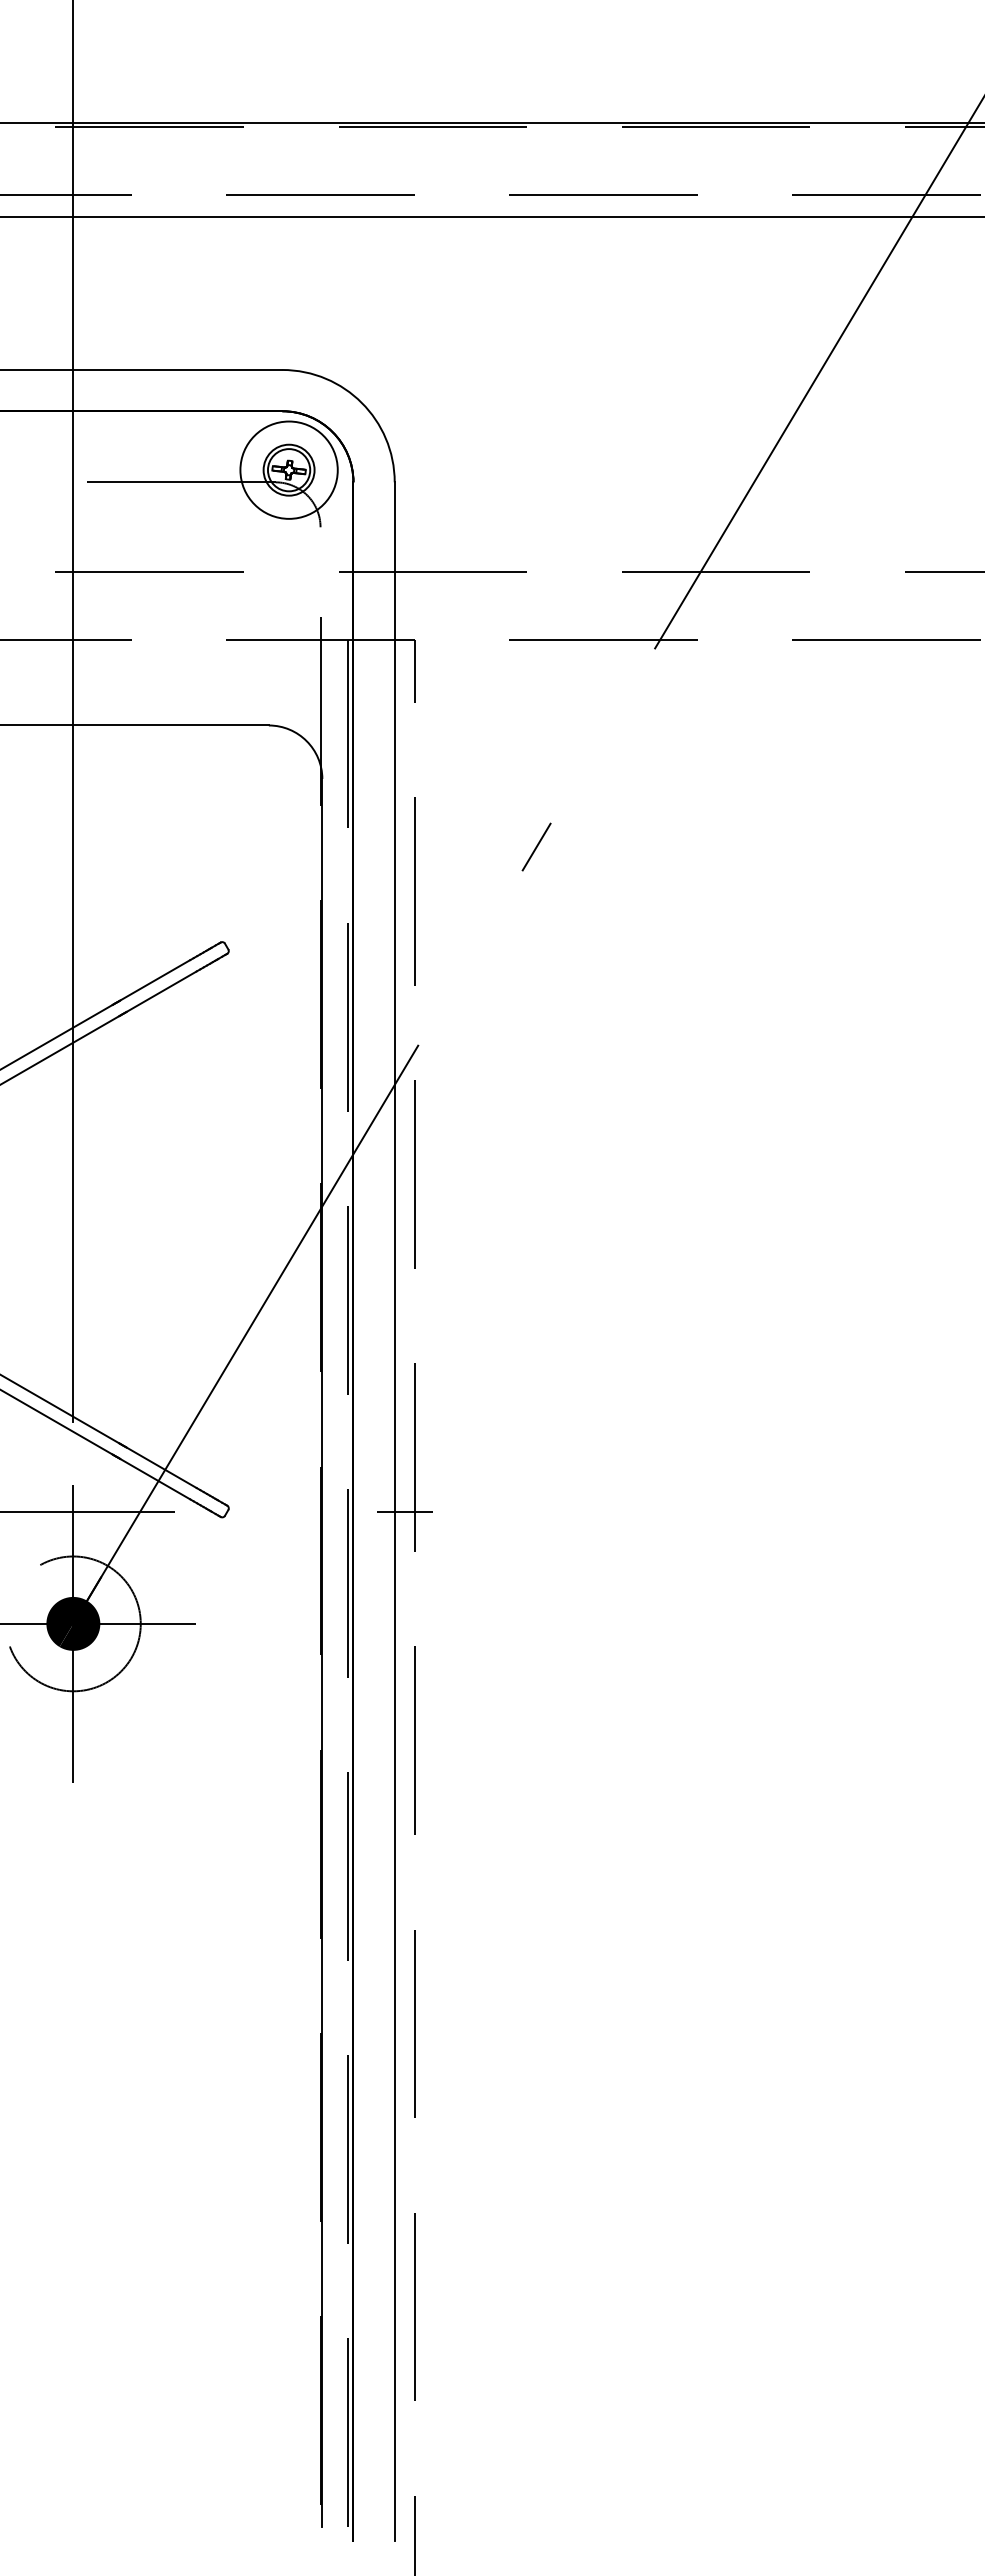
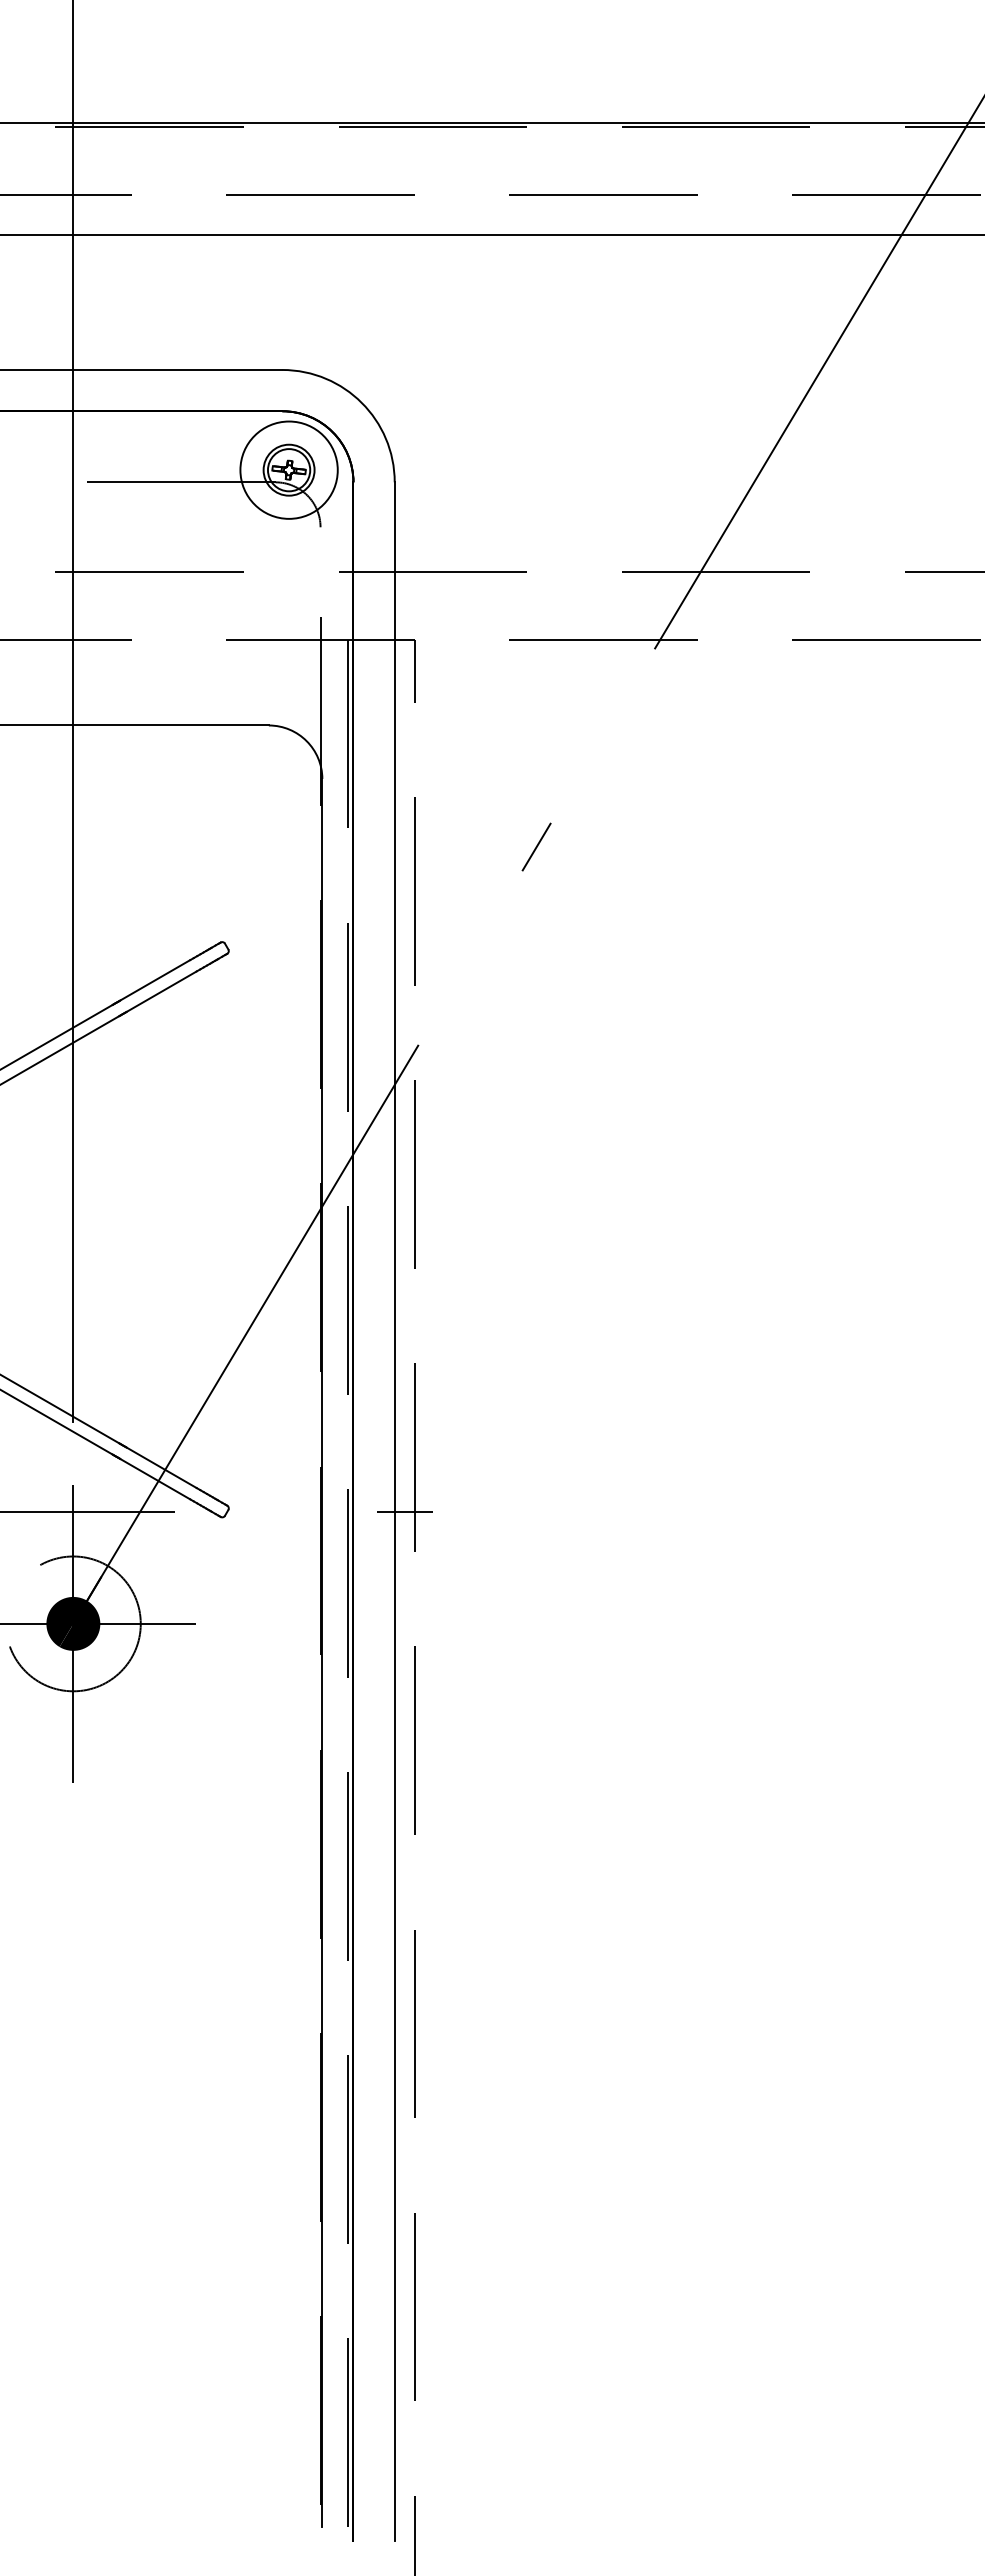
line position: (491, 217) -> (491, 235) (491, 235)
